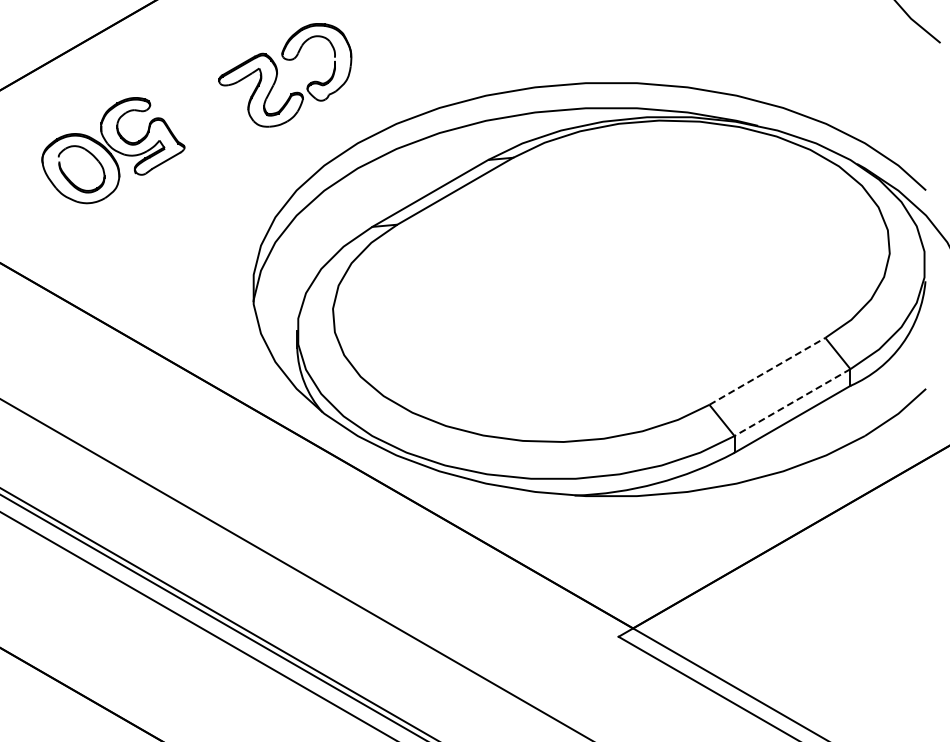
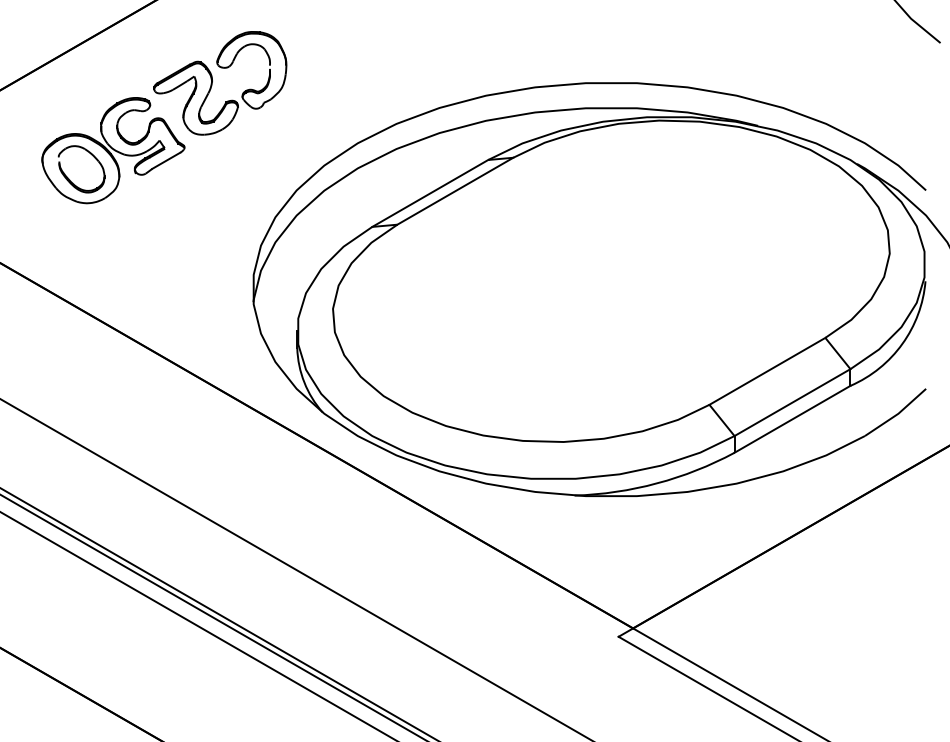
part position: (277, 75) -> (212, 83) (212, 83)
line: dashed -> solid (767, 371)
line: dashed -> solid (792, 402)
